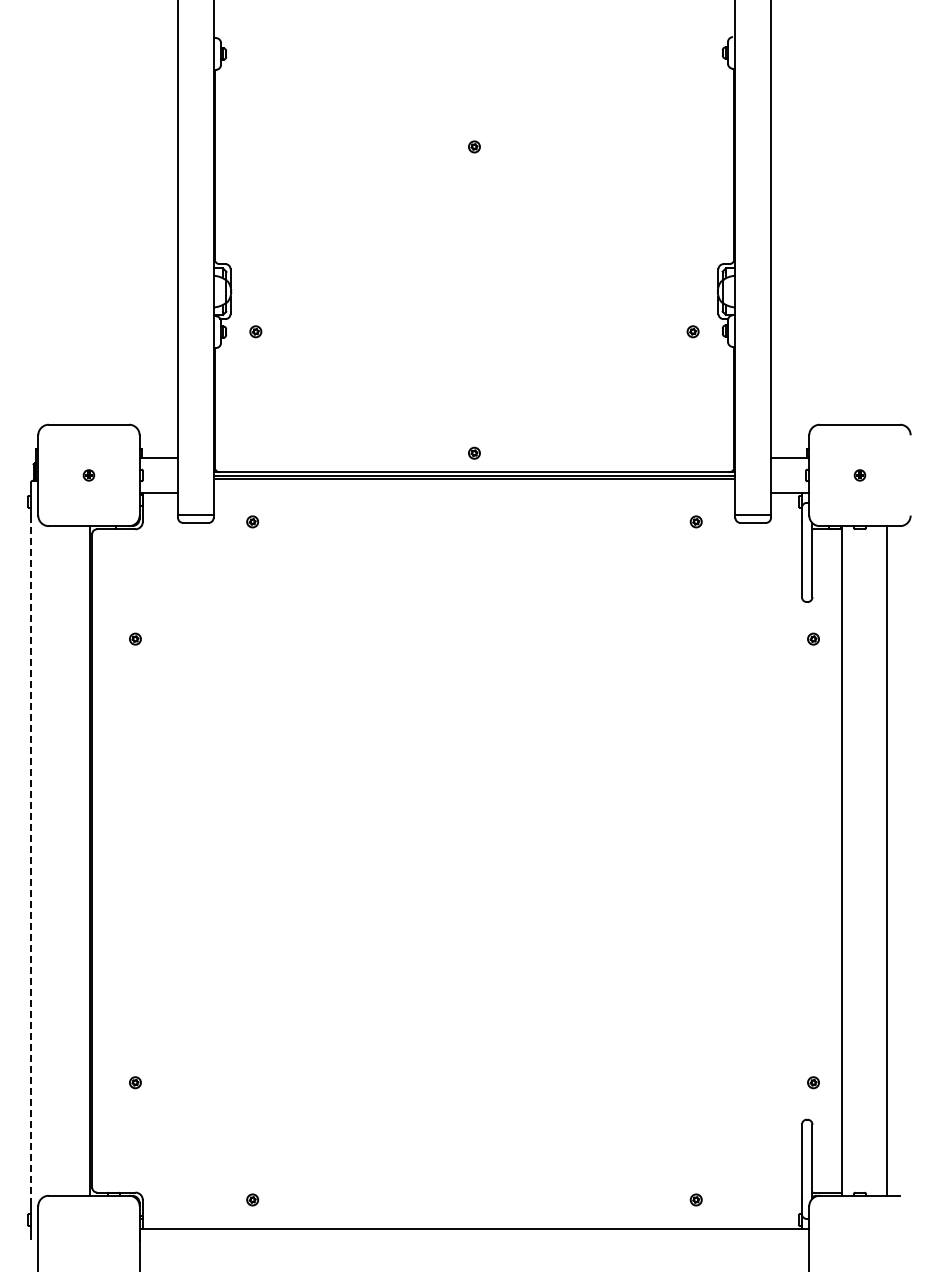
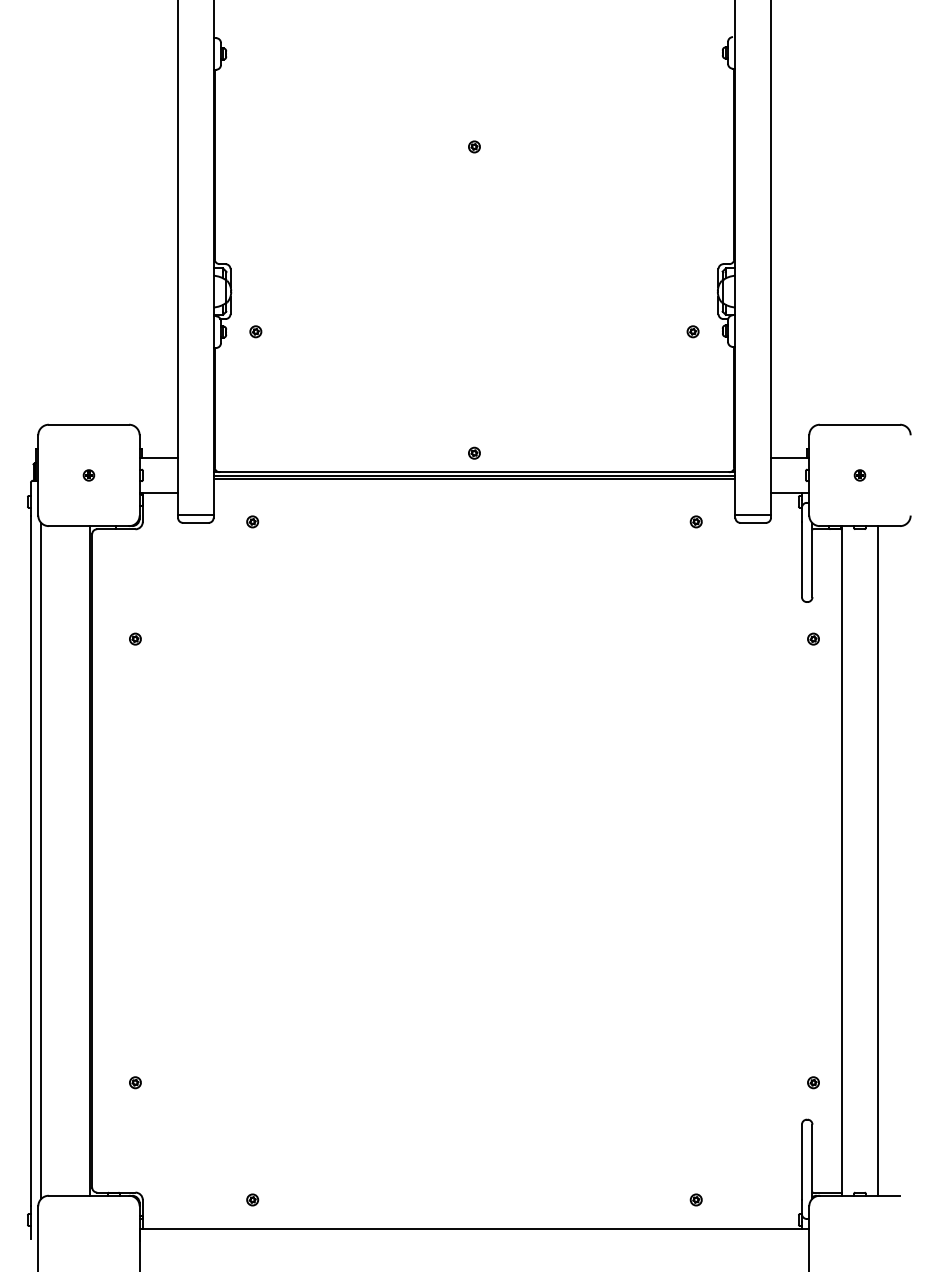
line: none -> present (41, 860)
line position: (886, 860) -> (877, 860) (877, 860)
line: dashed -> solid (30, 861)
